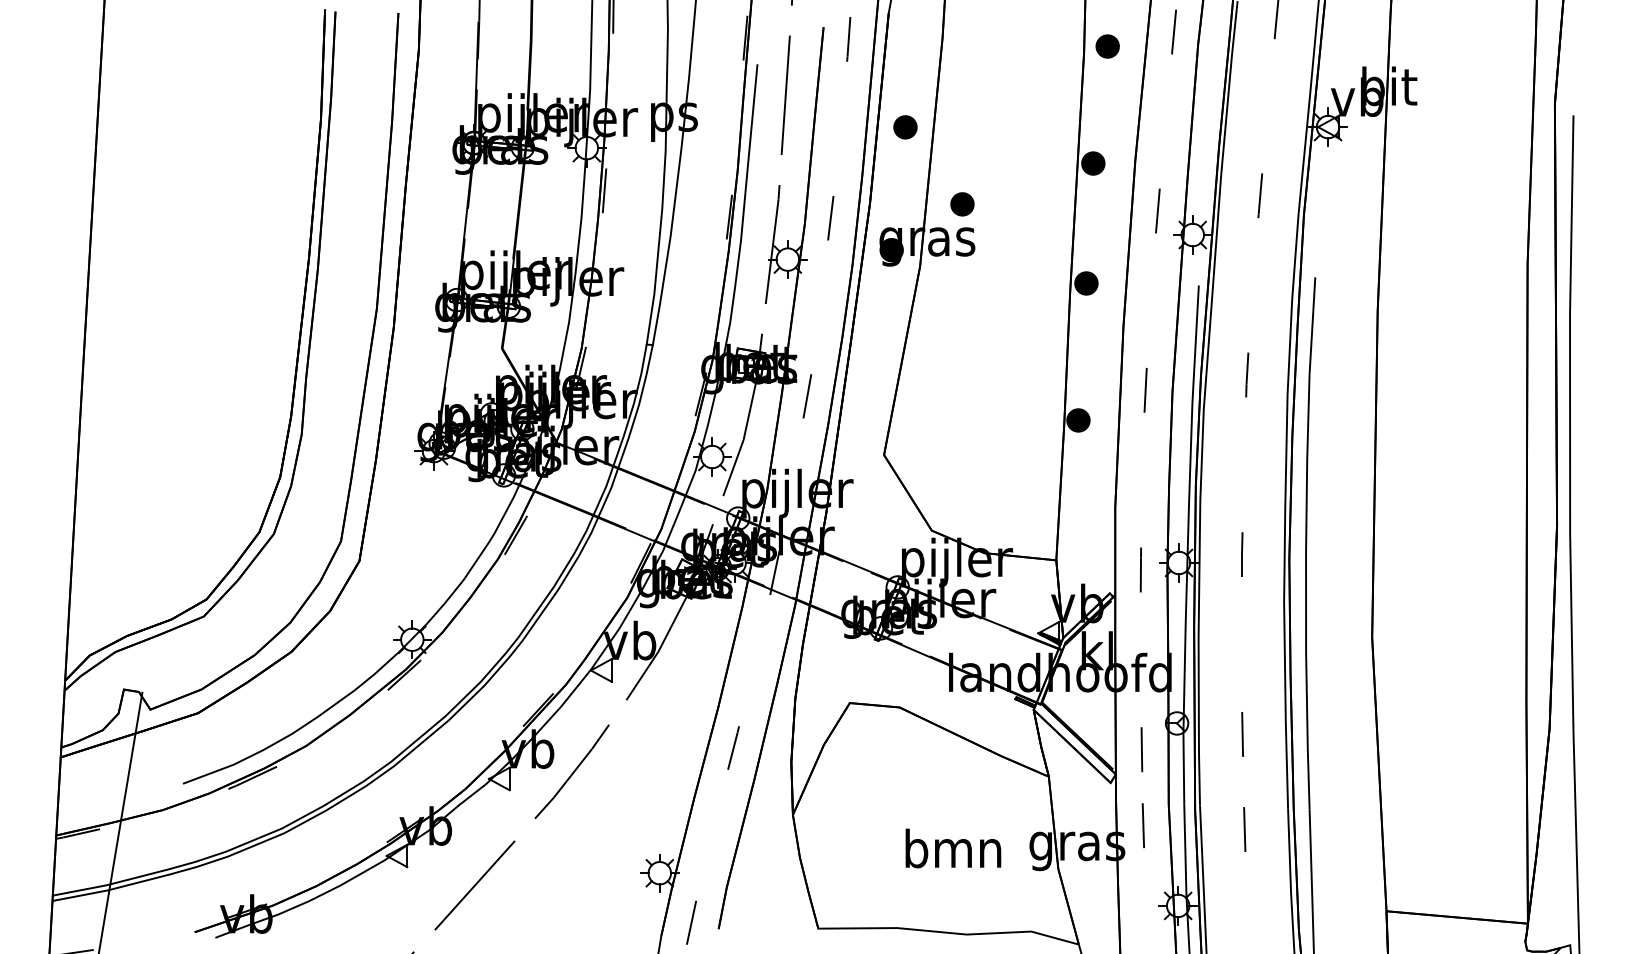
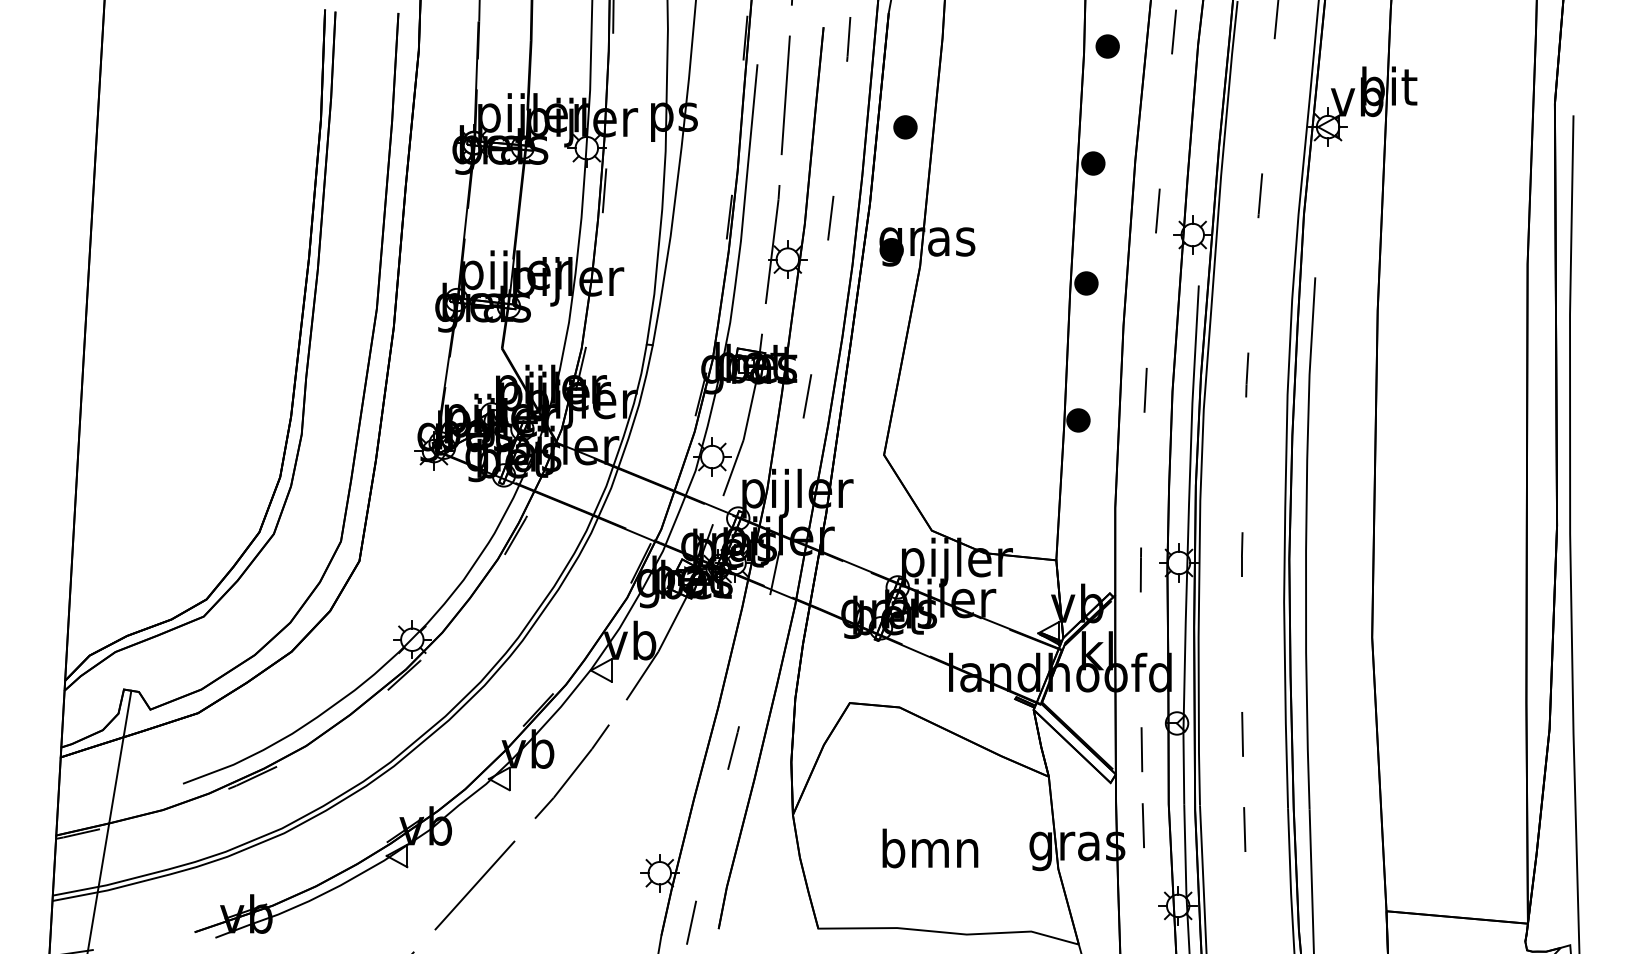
part: present -> none (962, 204)
line position: (120, 821) -> (109, 820) (109, 820)
text position: (953, 848) -> (930, 848) (930, 848)
